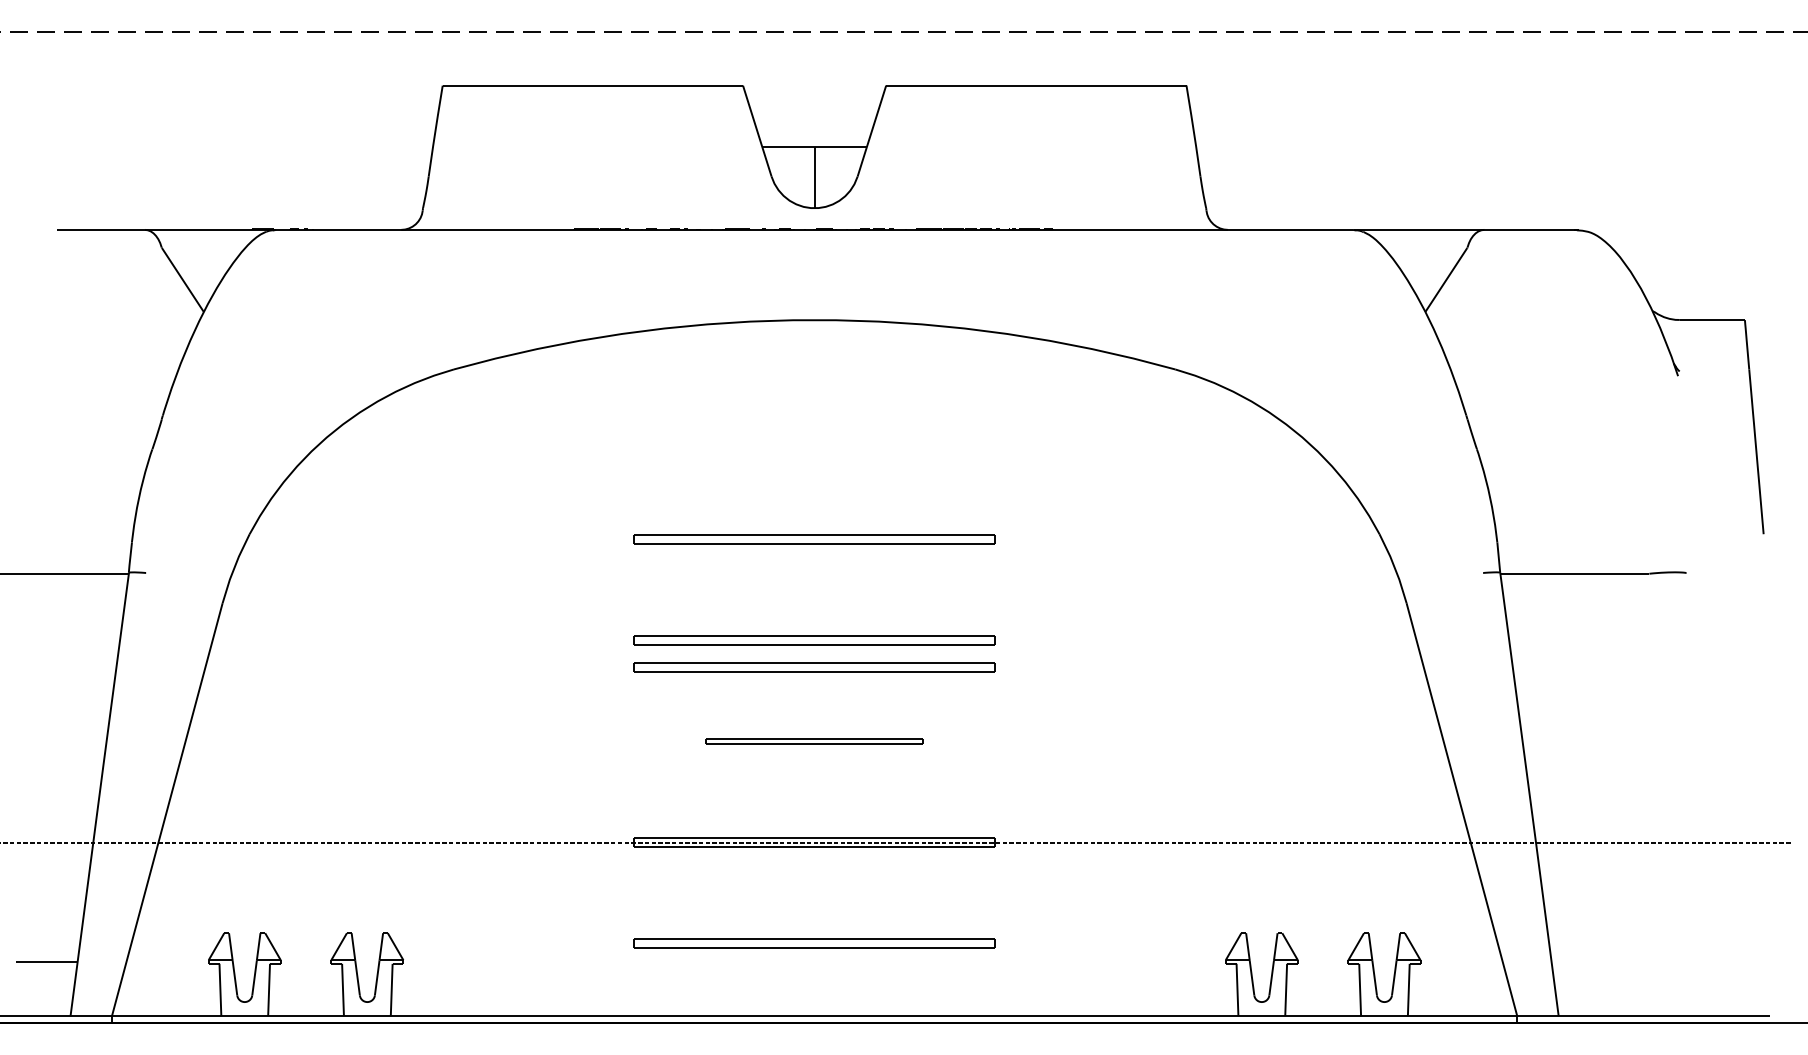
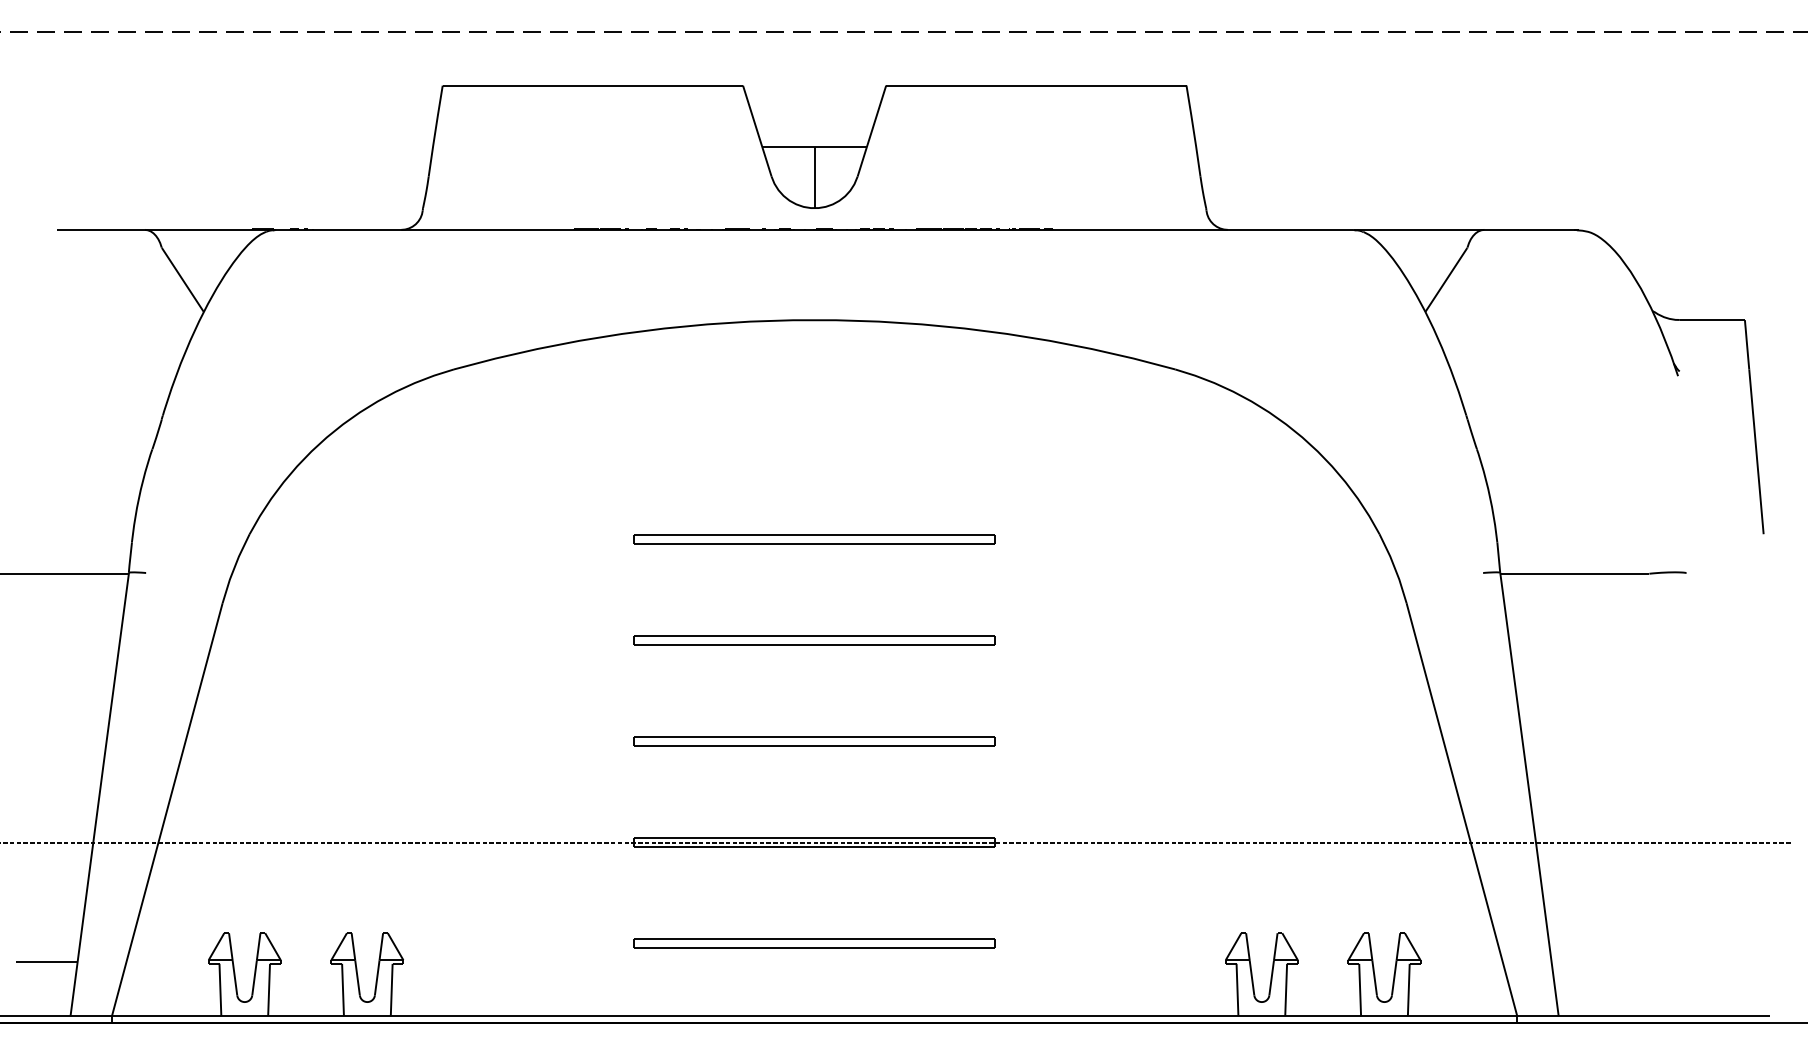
part: present -> none (814, 667)
part size: 219x7 px -> 363x11 px (814, 741)
